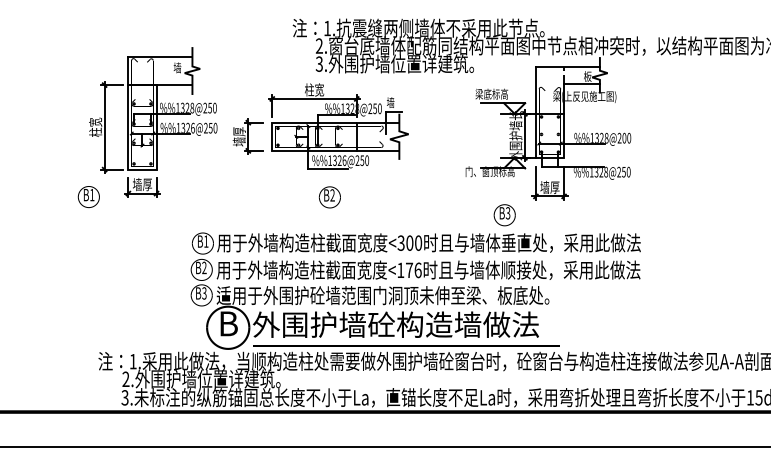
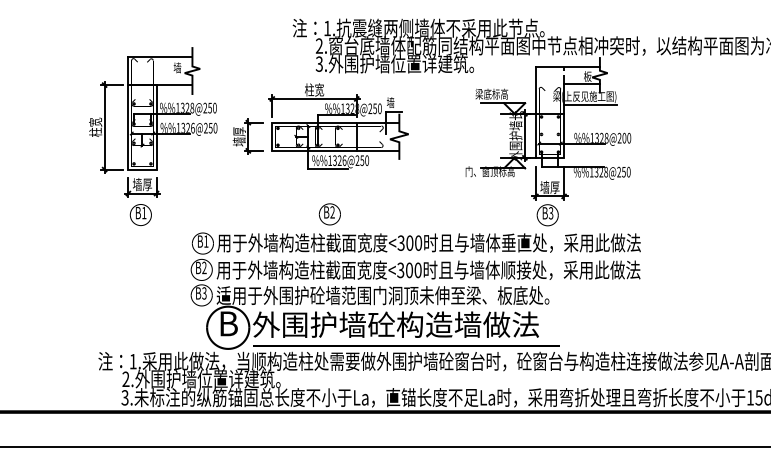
line: none -> present (590, 104)
text position: (88, 197) -> (140, 215) (140, 215)
text position: (329, 197) -> (329, 214) (329, 214)
text position: (504, 215) -> (547, 215) (547, 215)
text: <176 -> <300 (409, 270)
